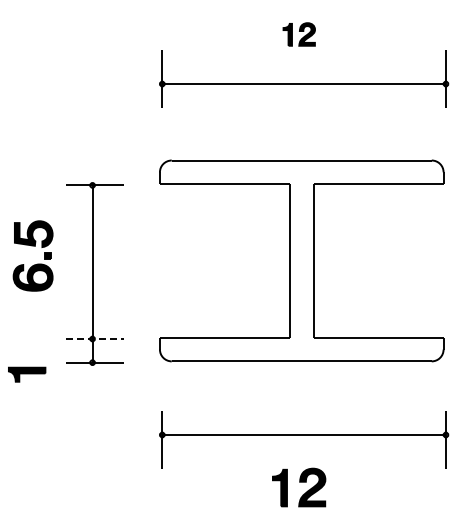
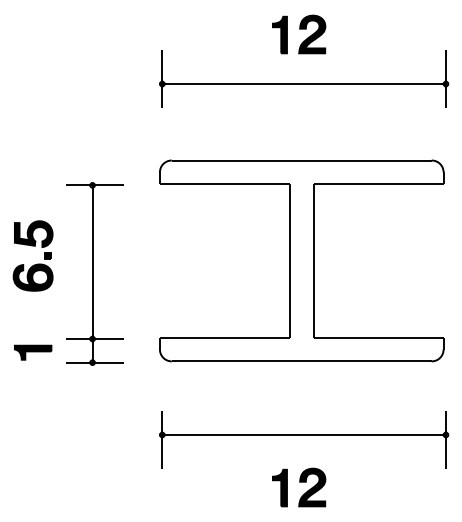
part size: 34x25 px -> 55x41 px (299, 34)
line: dashed -> solid (95, 339)
part position: (27, 374) -> (33, 352) (33, 352)
